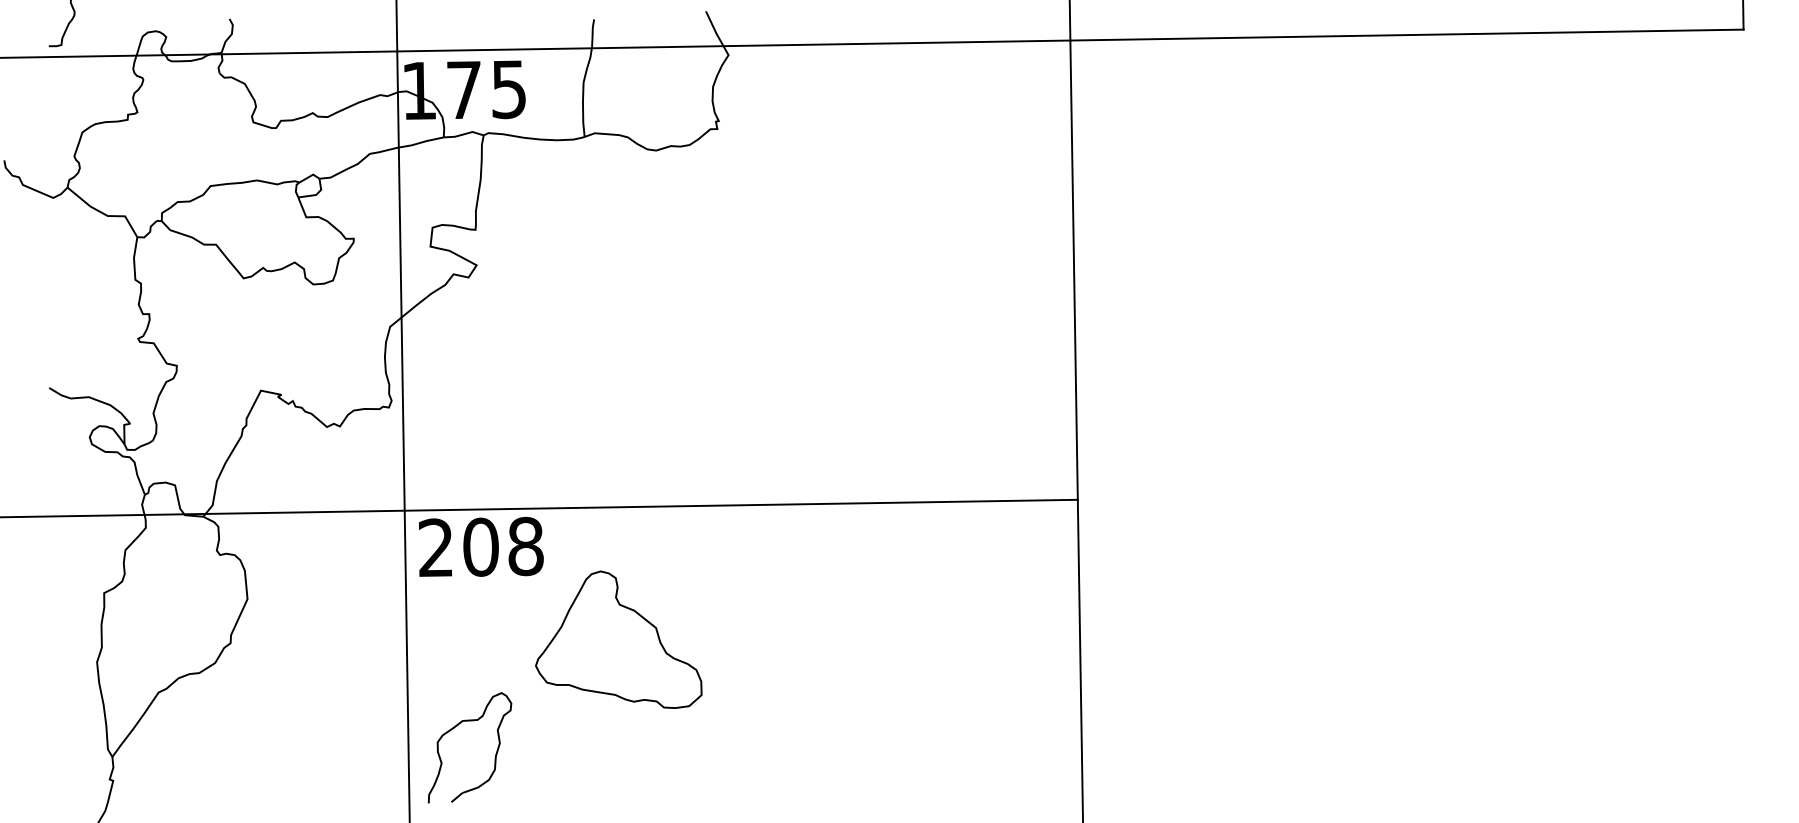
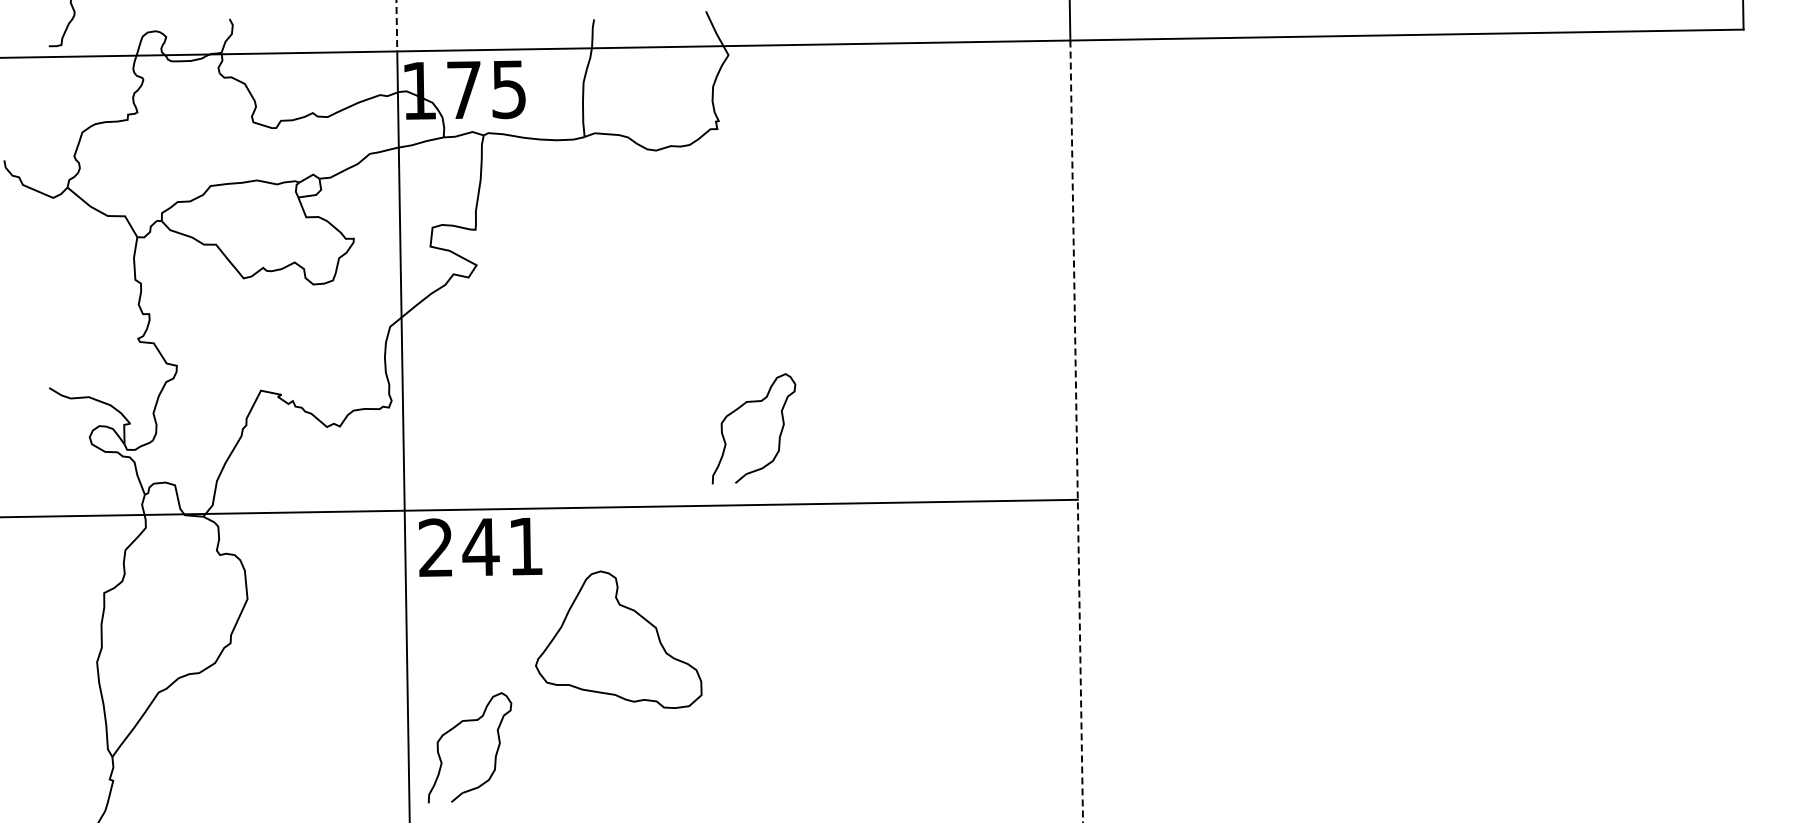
line: solid -> dashed (396, 26)
part: none -> present (737, 410)
line: solid -> dashed (1076, 431)
text: 208 -> 241 (502, 546)
